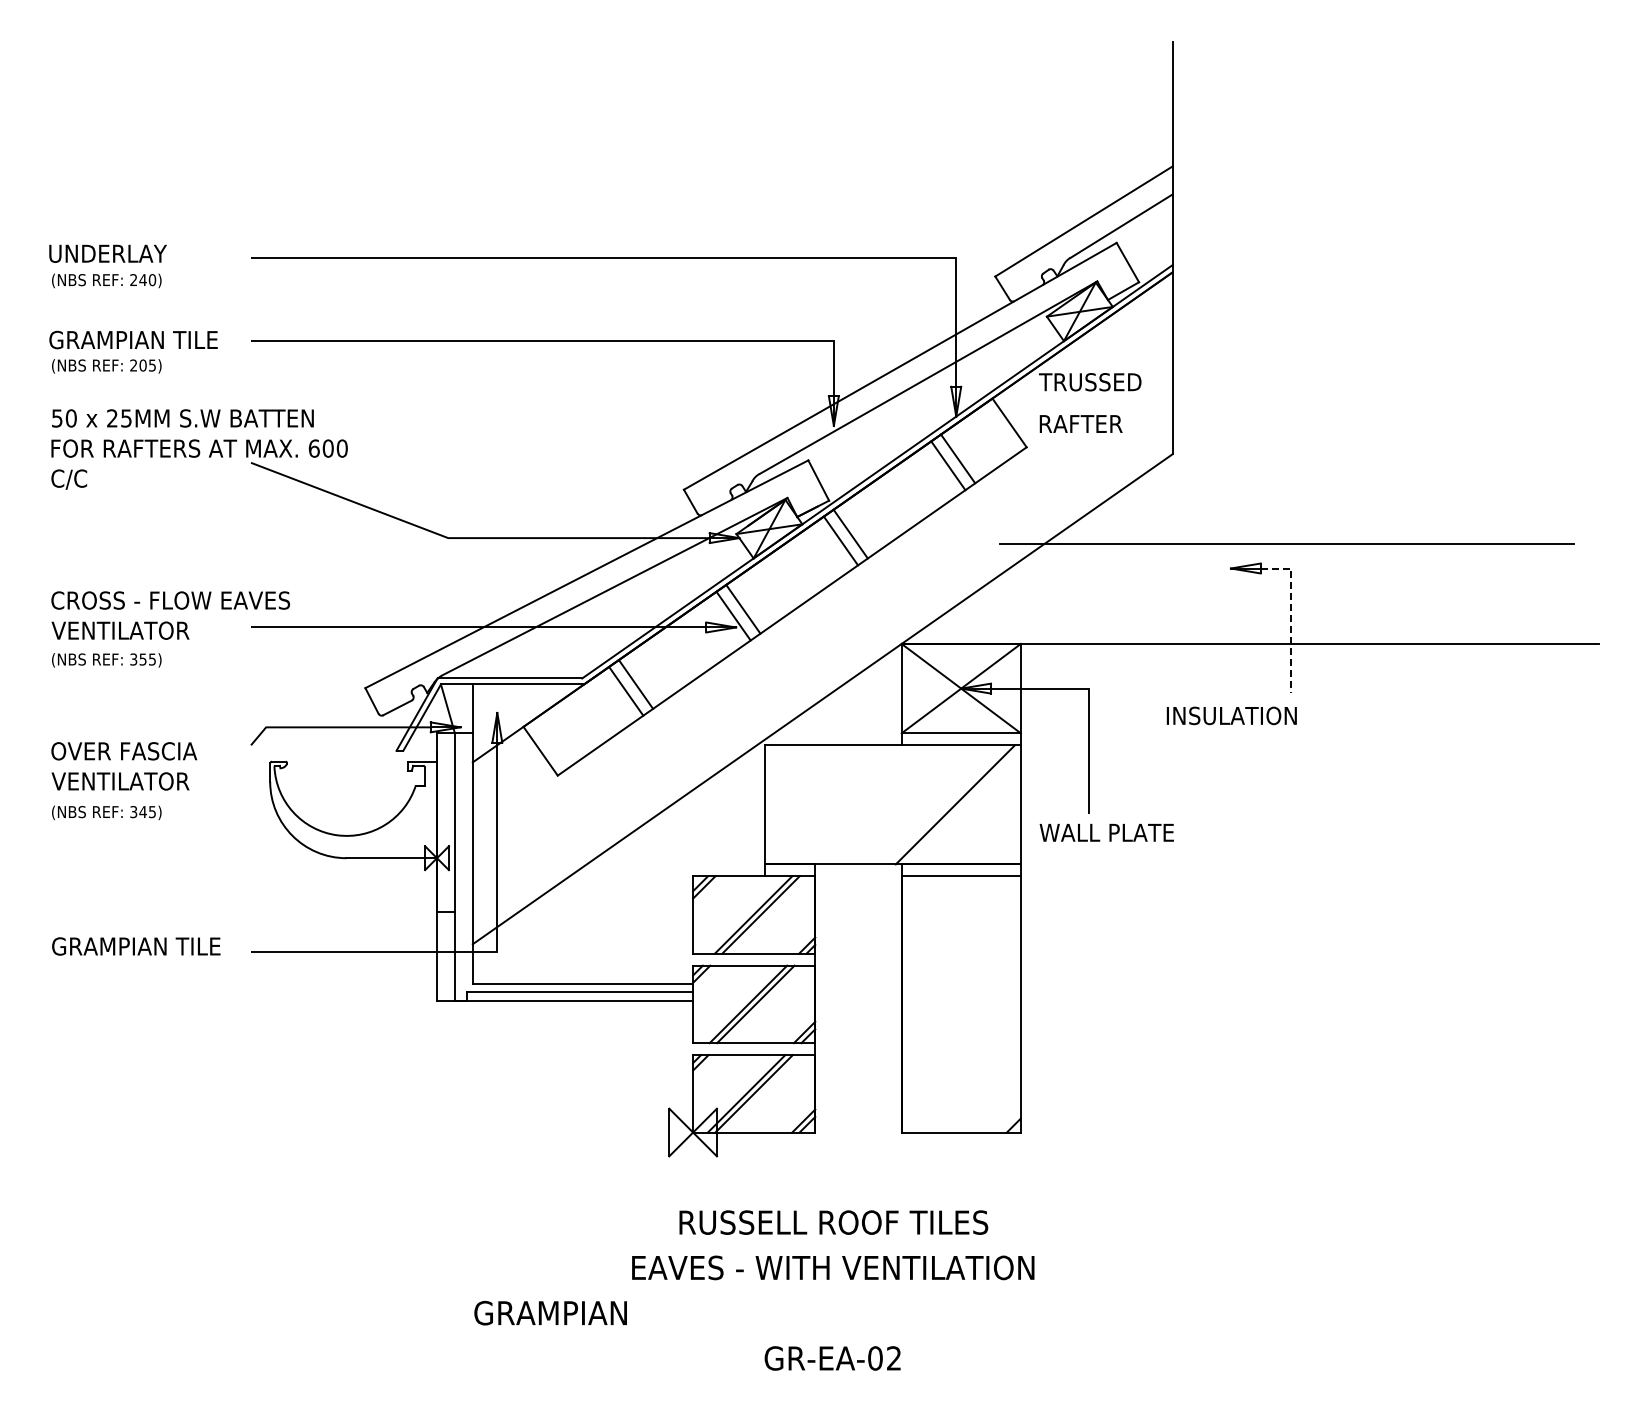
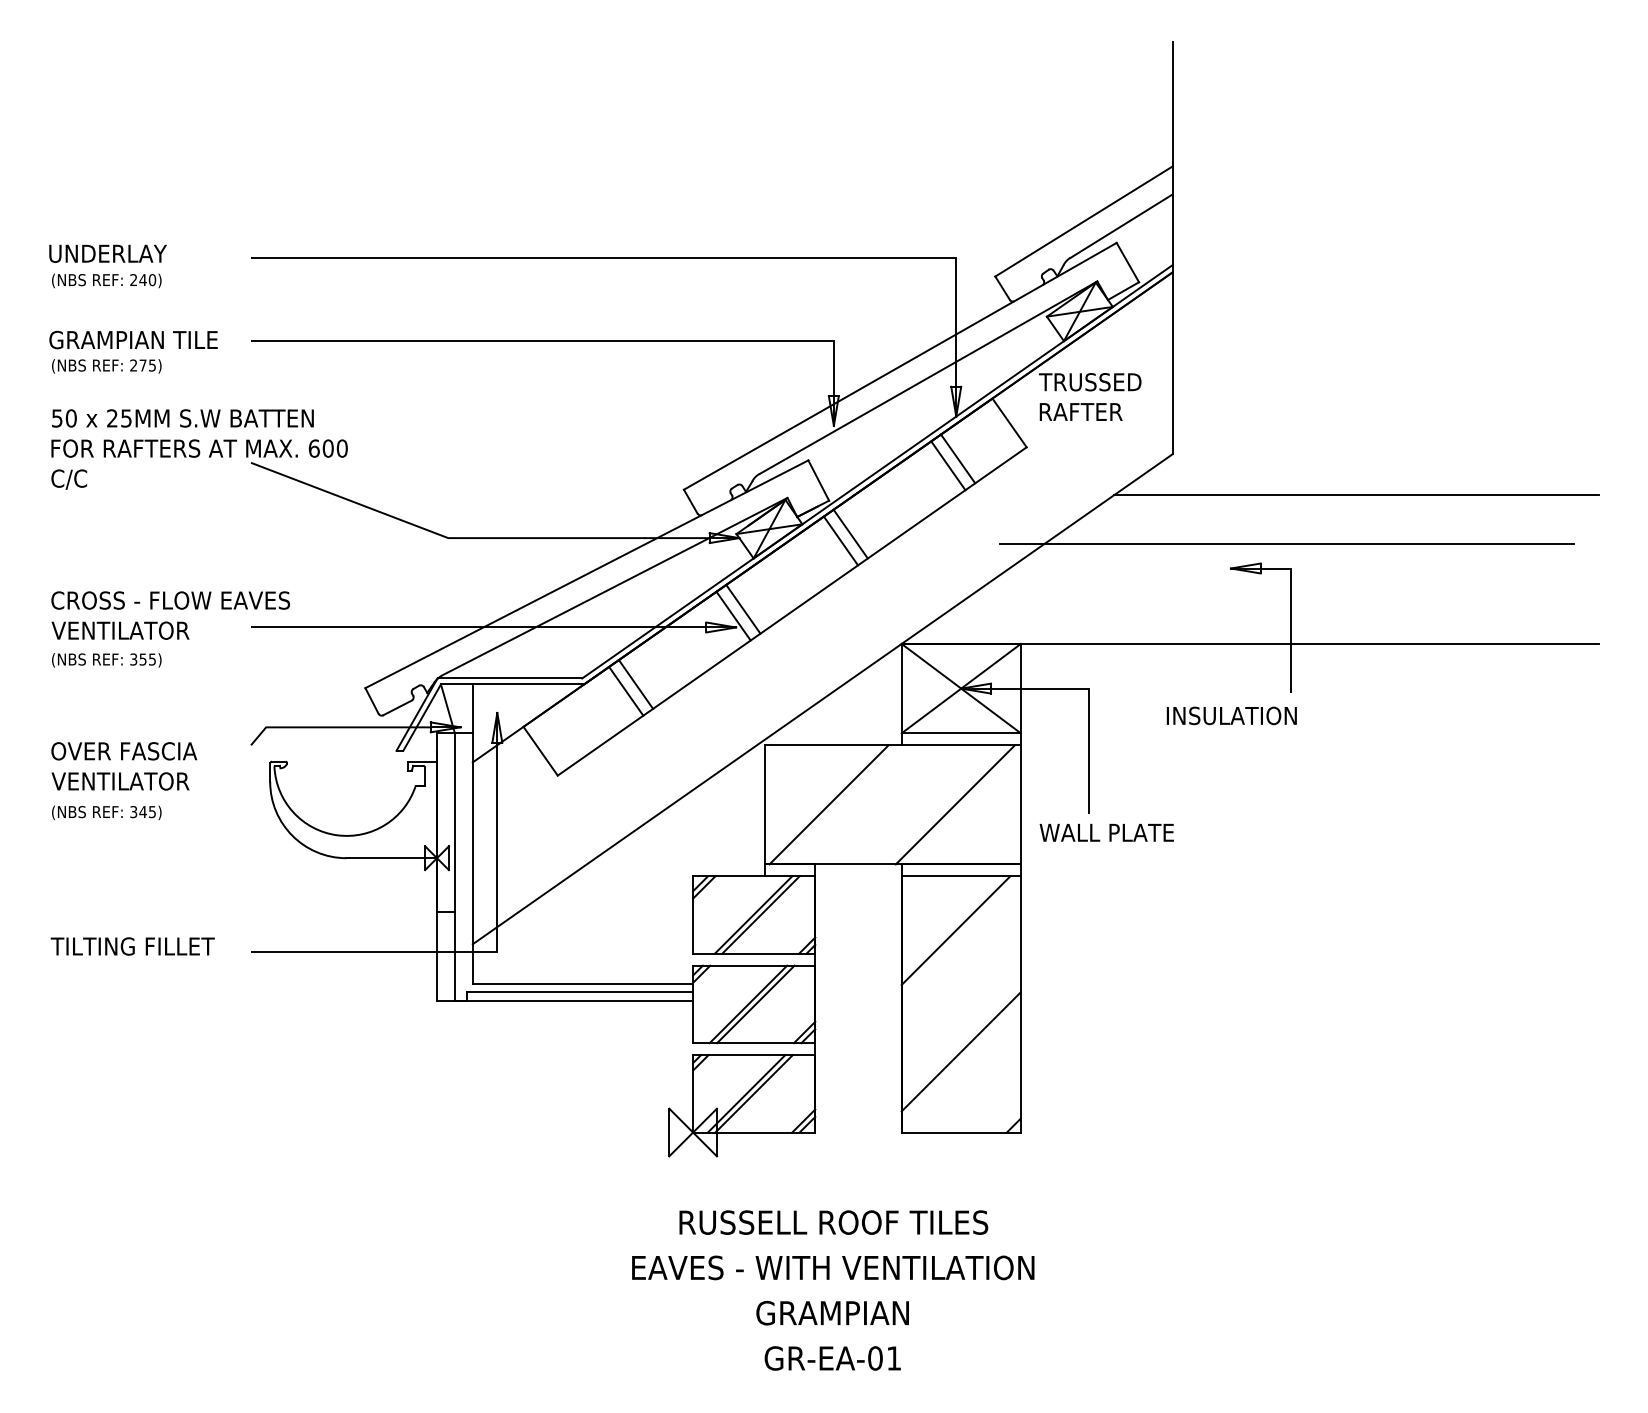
text: 205) -> 275) (142, 365)
text position: (1080, 423) -> (1080, 411) (1080, 411)
line: none -> present (1356, 494)
line: dashed -> solid (1291, 615)
line: none -> present (828, 804)
line: none -> present (955, 930)
text: GRAMPIAN TILE -> TILTING FILLET (135, 946)
line: none -> present (960, 1051)
text position: (550, 1313) -> (832, 1313) (832, 1313)
text: GR-EA-02 -> GR-EA-01 (893, 1358)
